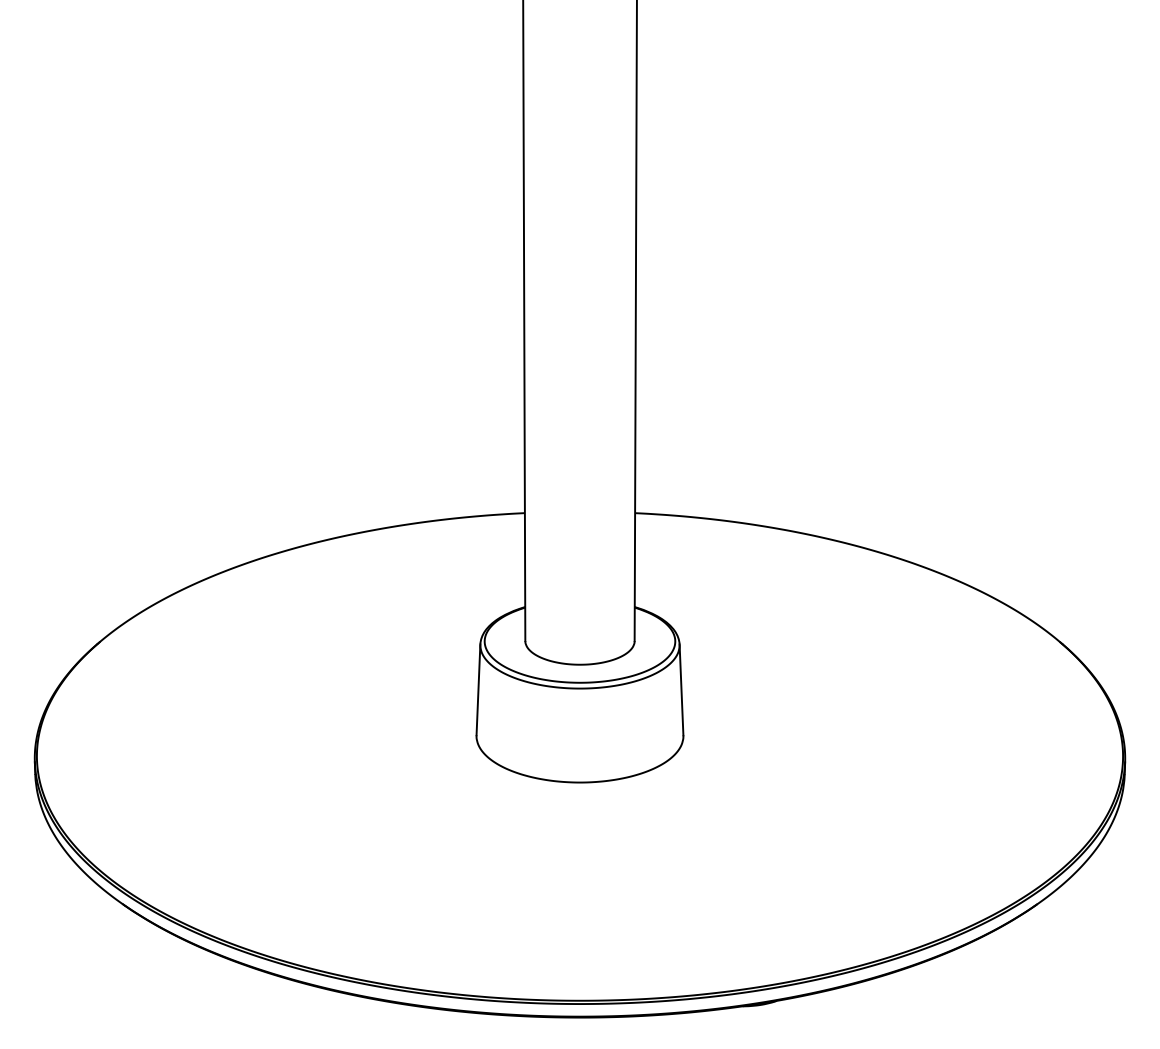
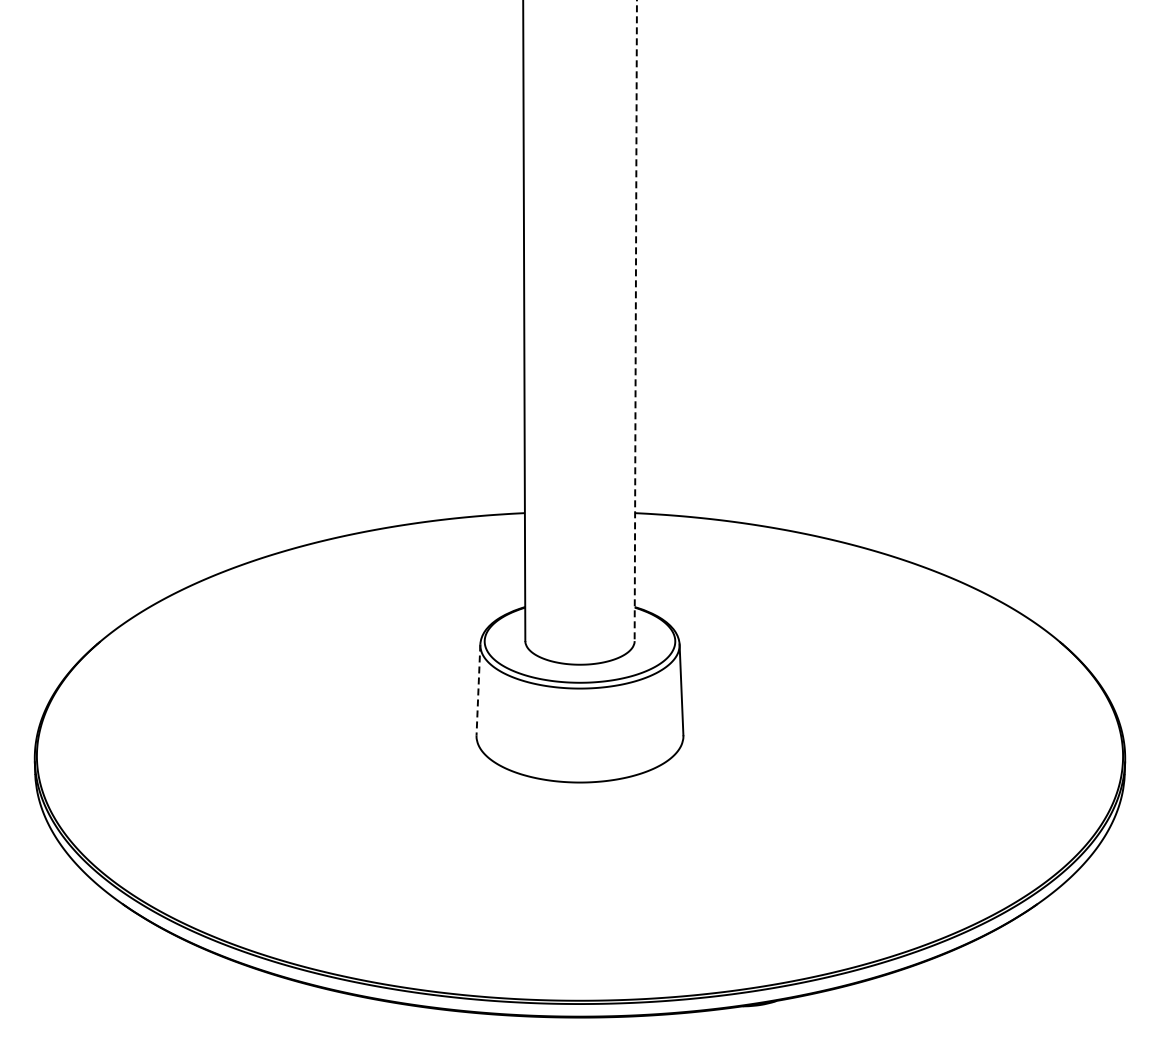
line: solid -> dashed (635, 321)
line: solid -> dashed (478, 690)
